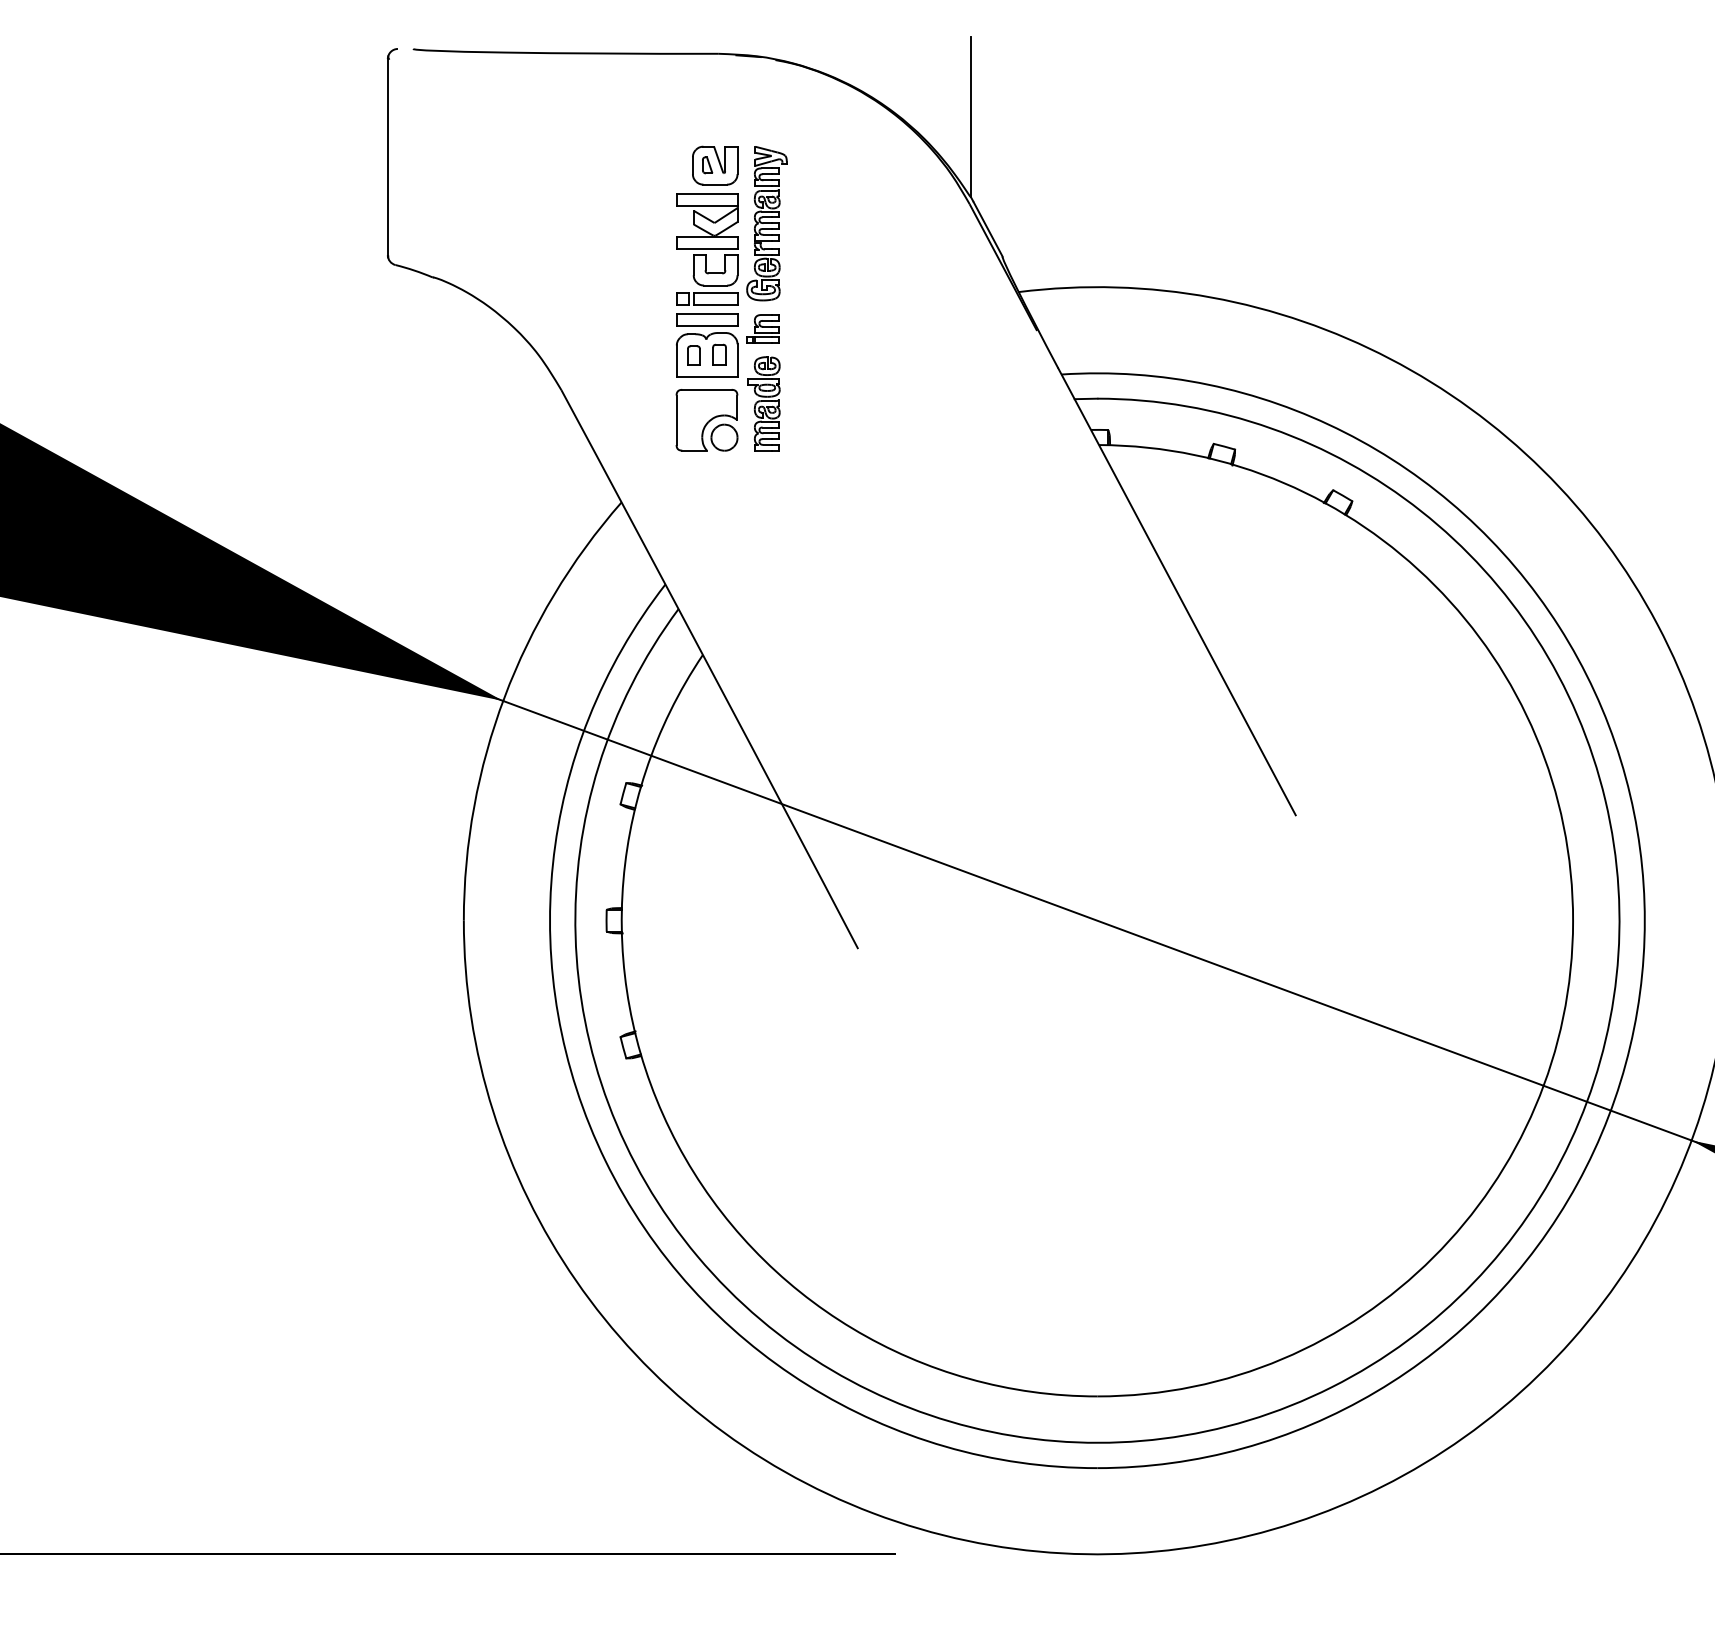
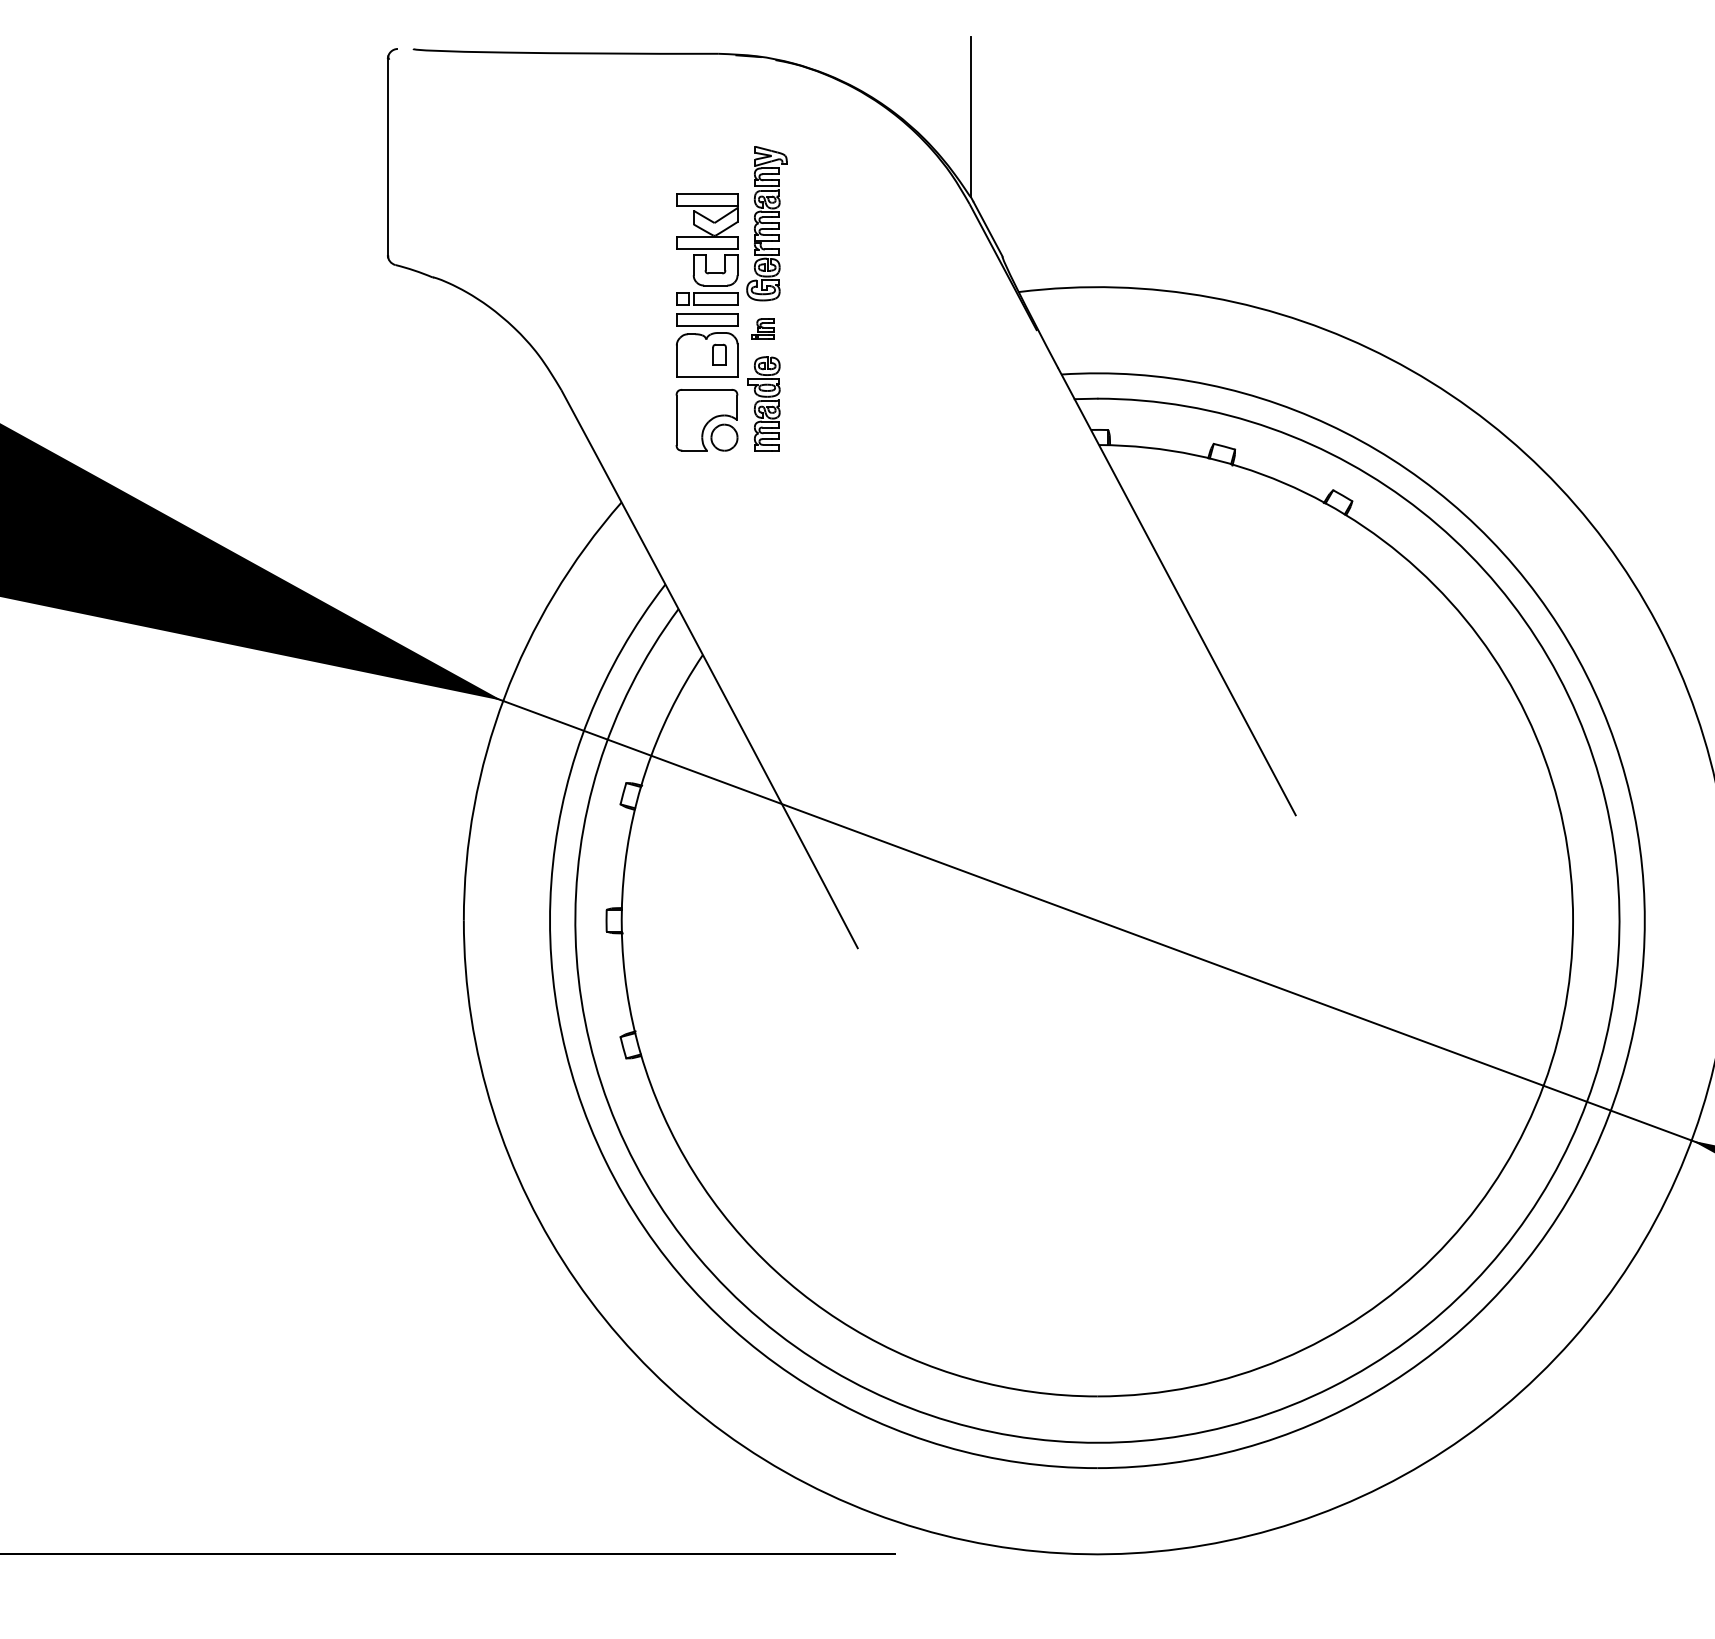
part: present -> none (715, 165)
part size: 34x30 px -> 24x22 px (762, 328)
part: present -> none (693, 355)
